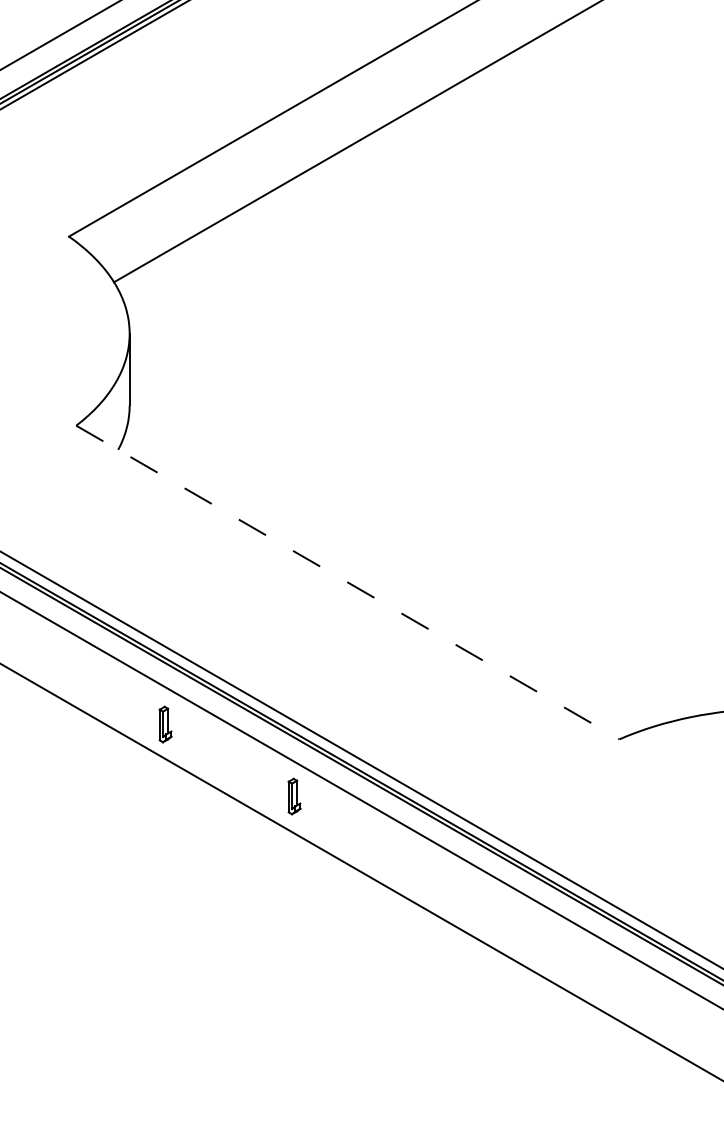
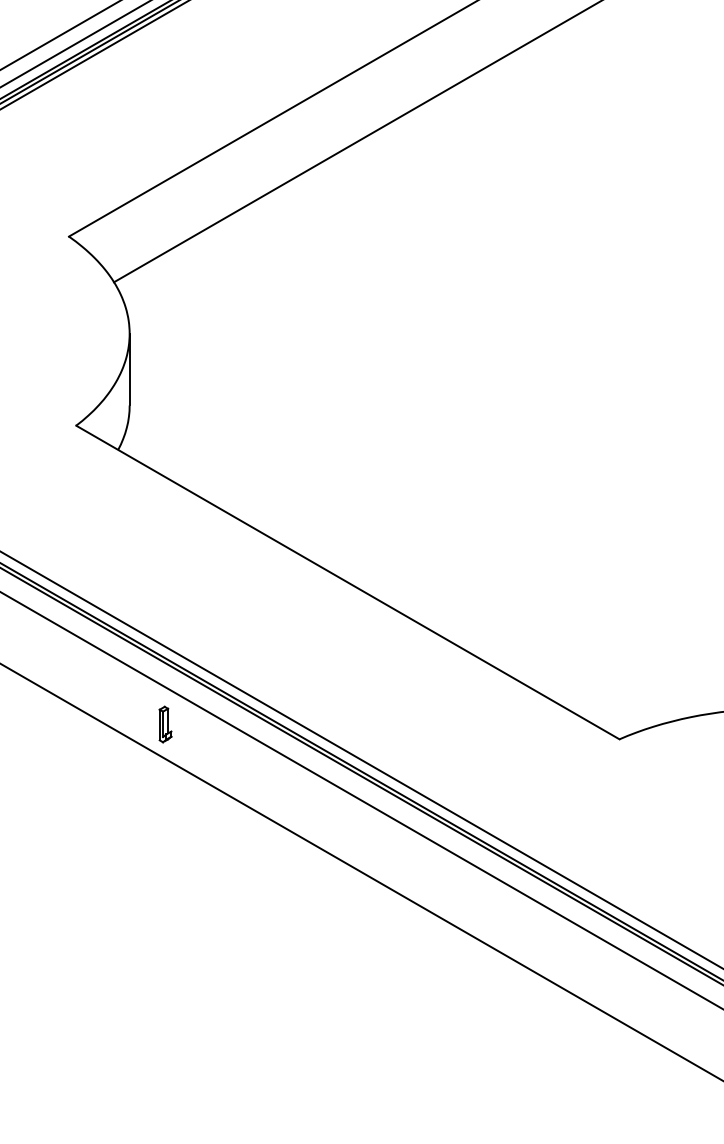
line: none -> present (75, 44)
line: dashed -> solid (347, 582)
part: present -> none (294, 796)
